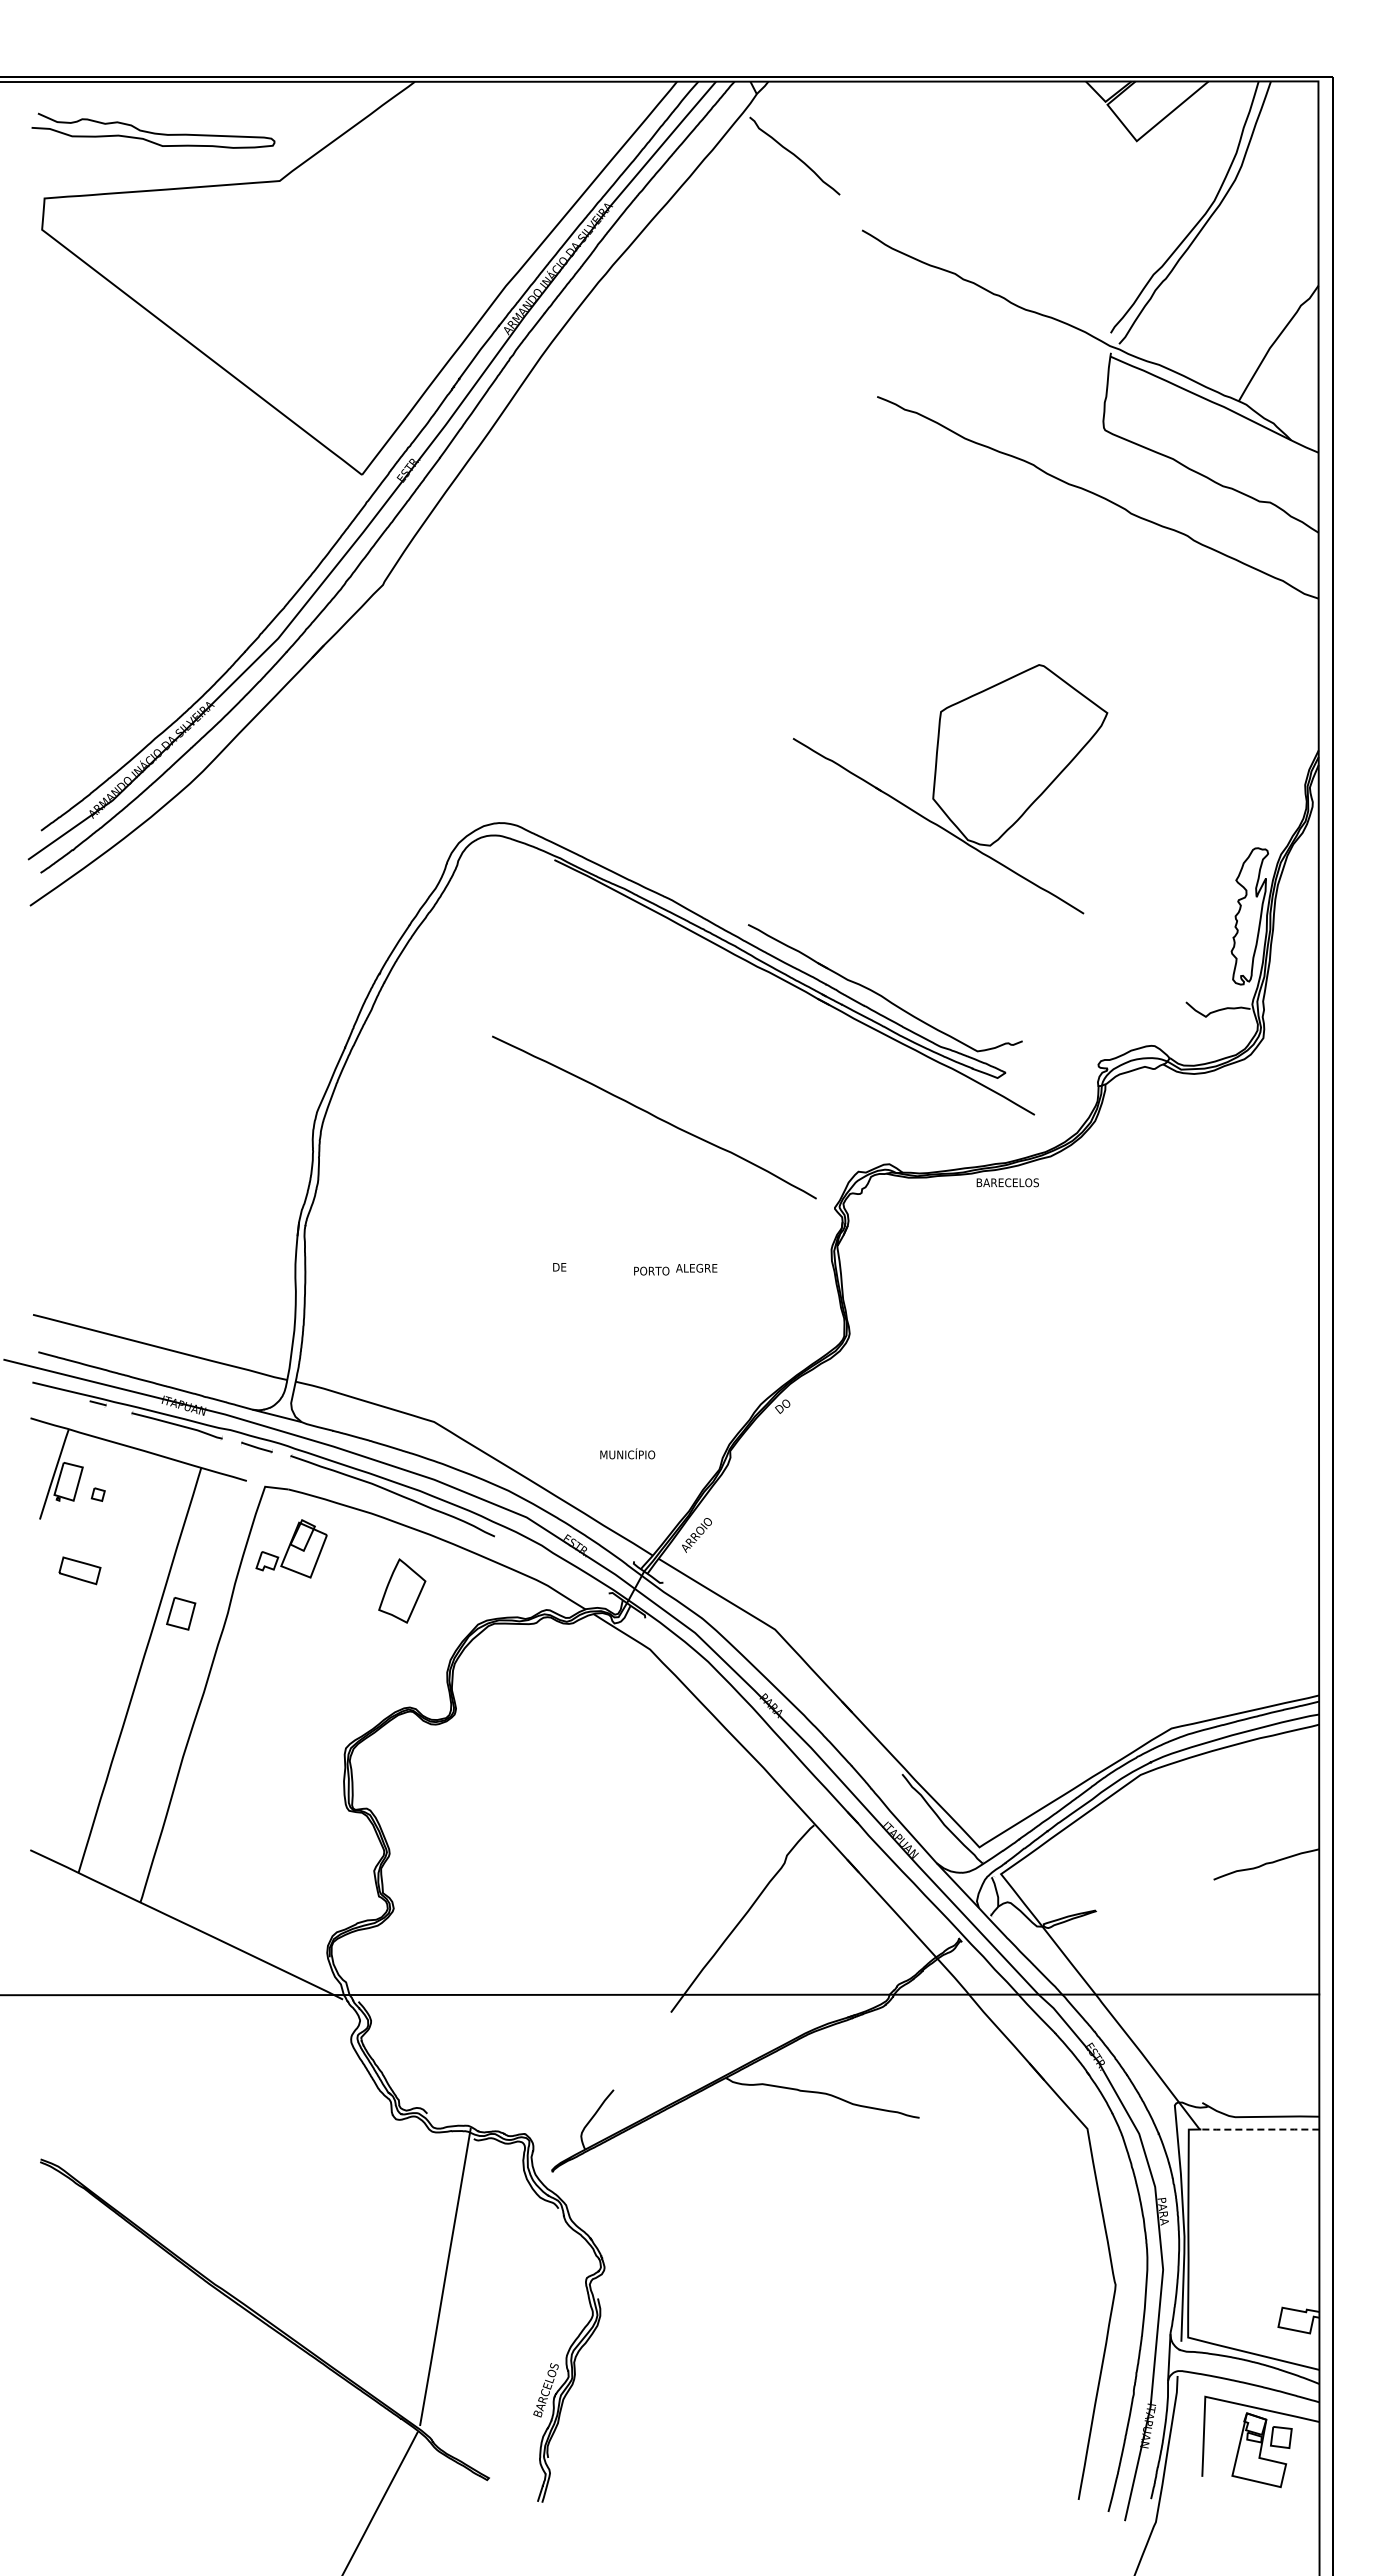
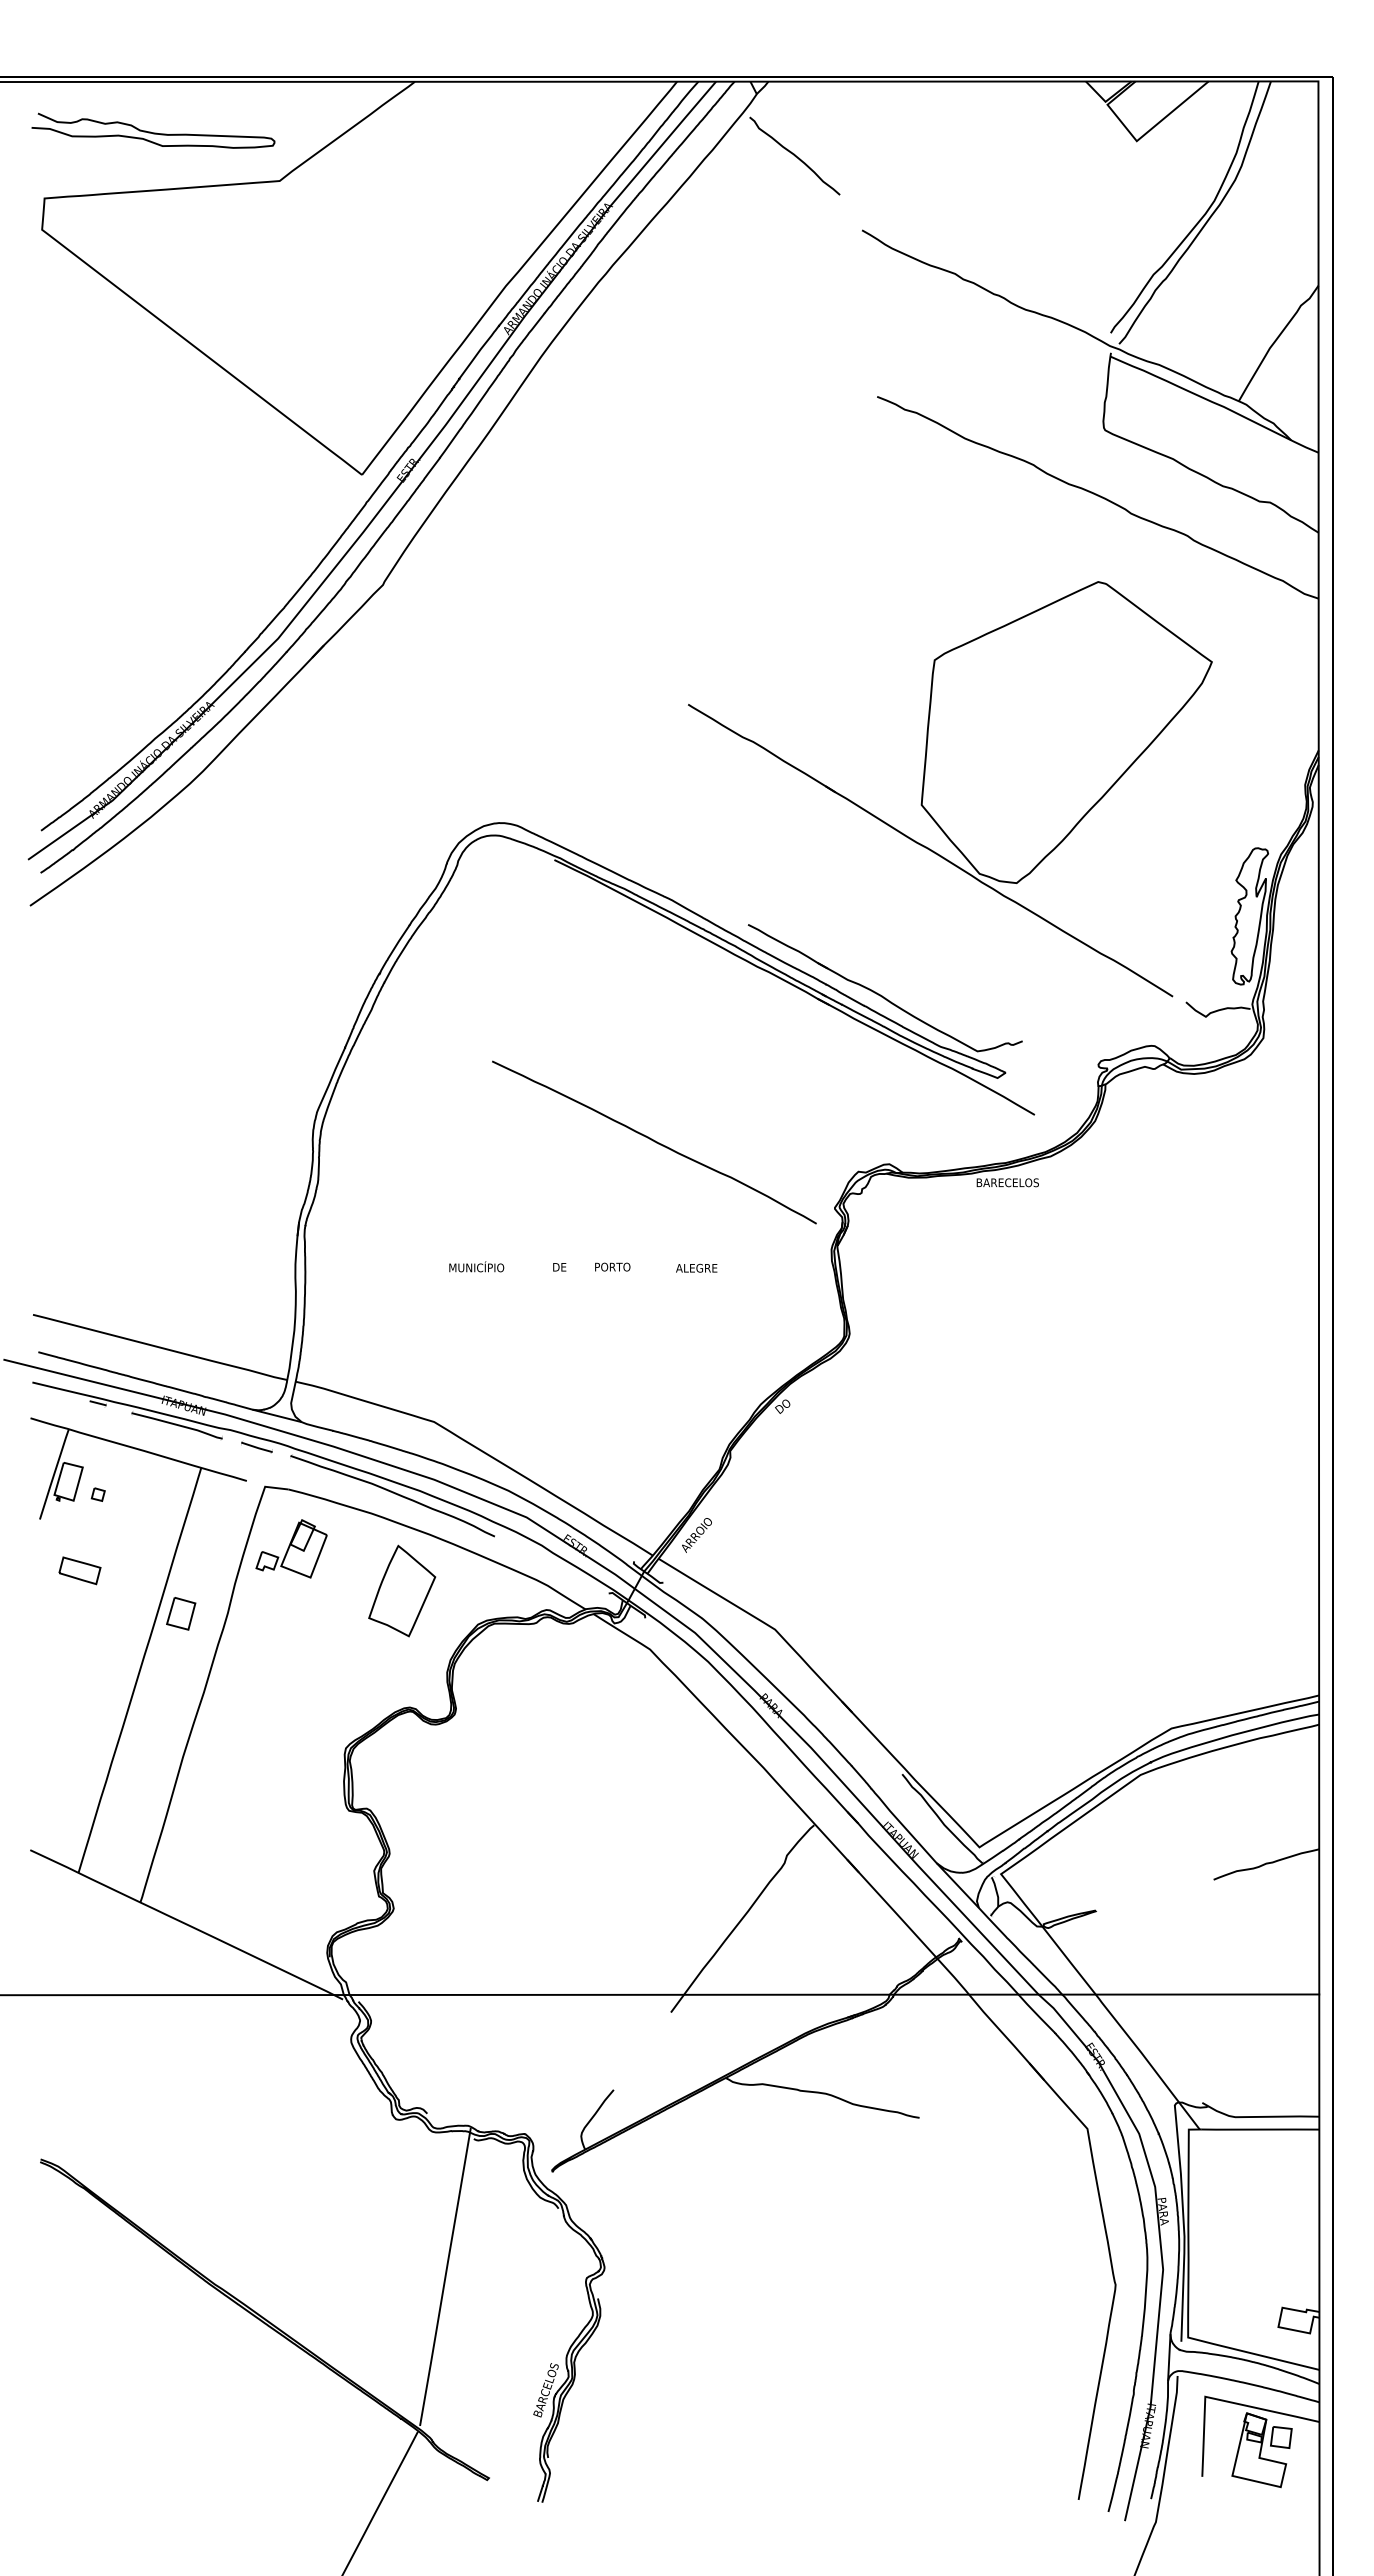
part size: 317x251 px -> 525x417 px (950, 789)
curve position: (654, 1117) -> (654, 1142) (654, 1142)
text position: (651, 1270) -> (612, 1266) (612, 1266)
text position: (627, 1453) -> (476, 1266) (476, 1266)
part size: 49x66 px -> 69x94 px (402, 1590)
line: dashed -> solid (1259, 2129)
